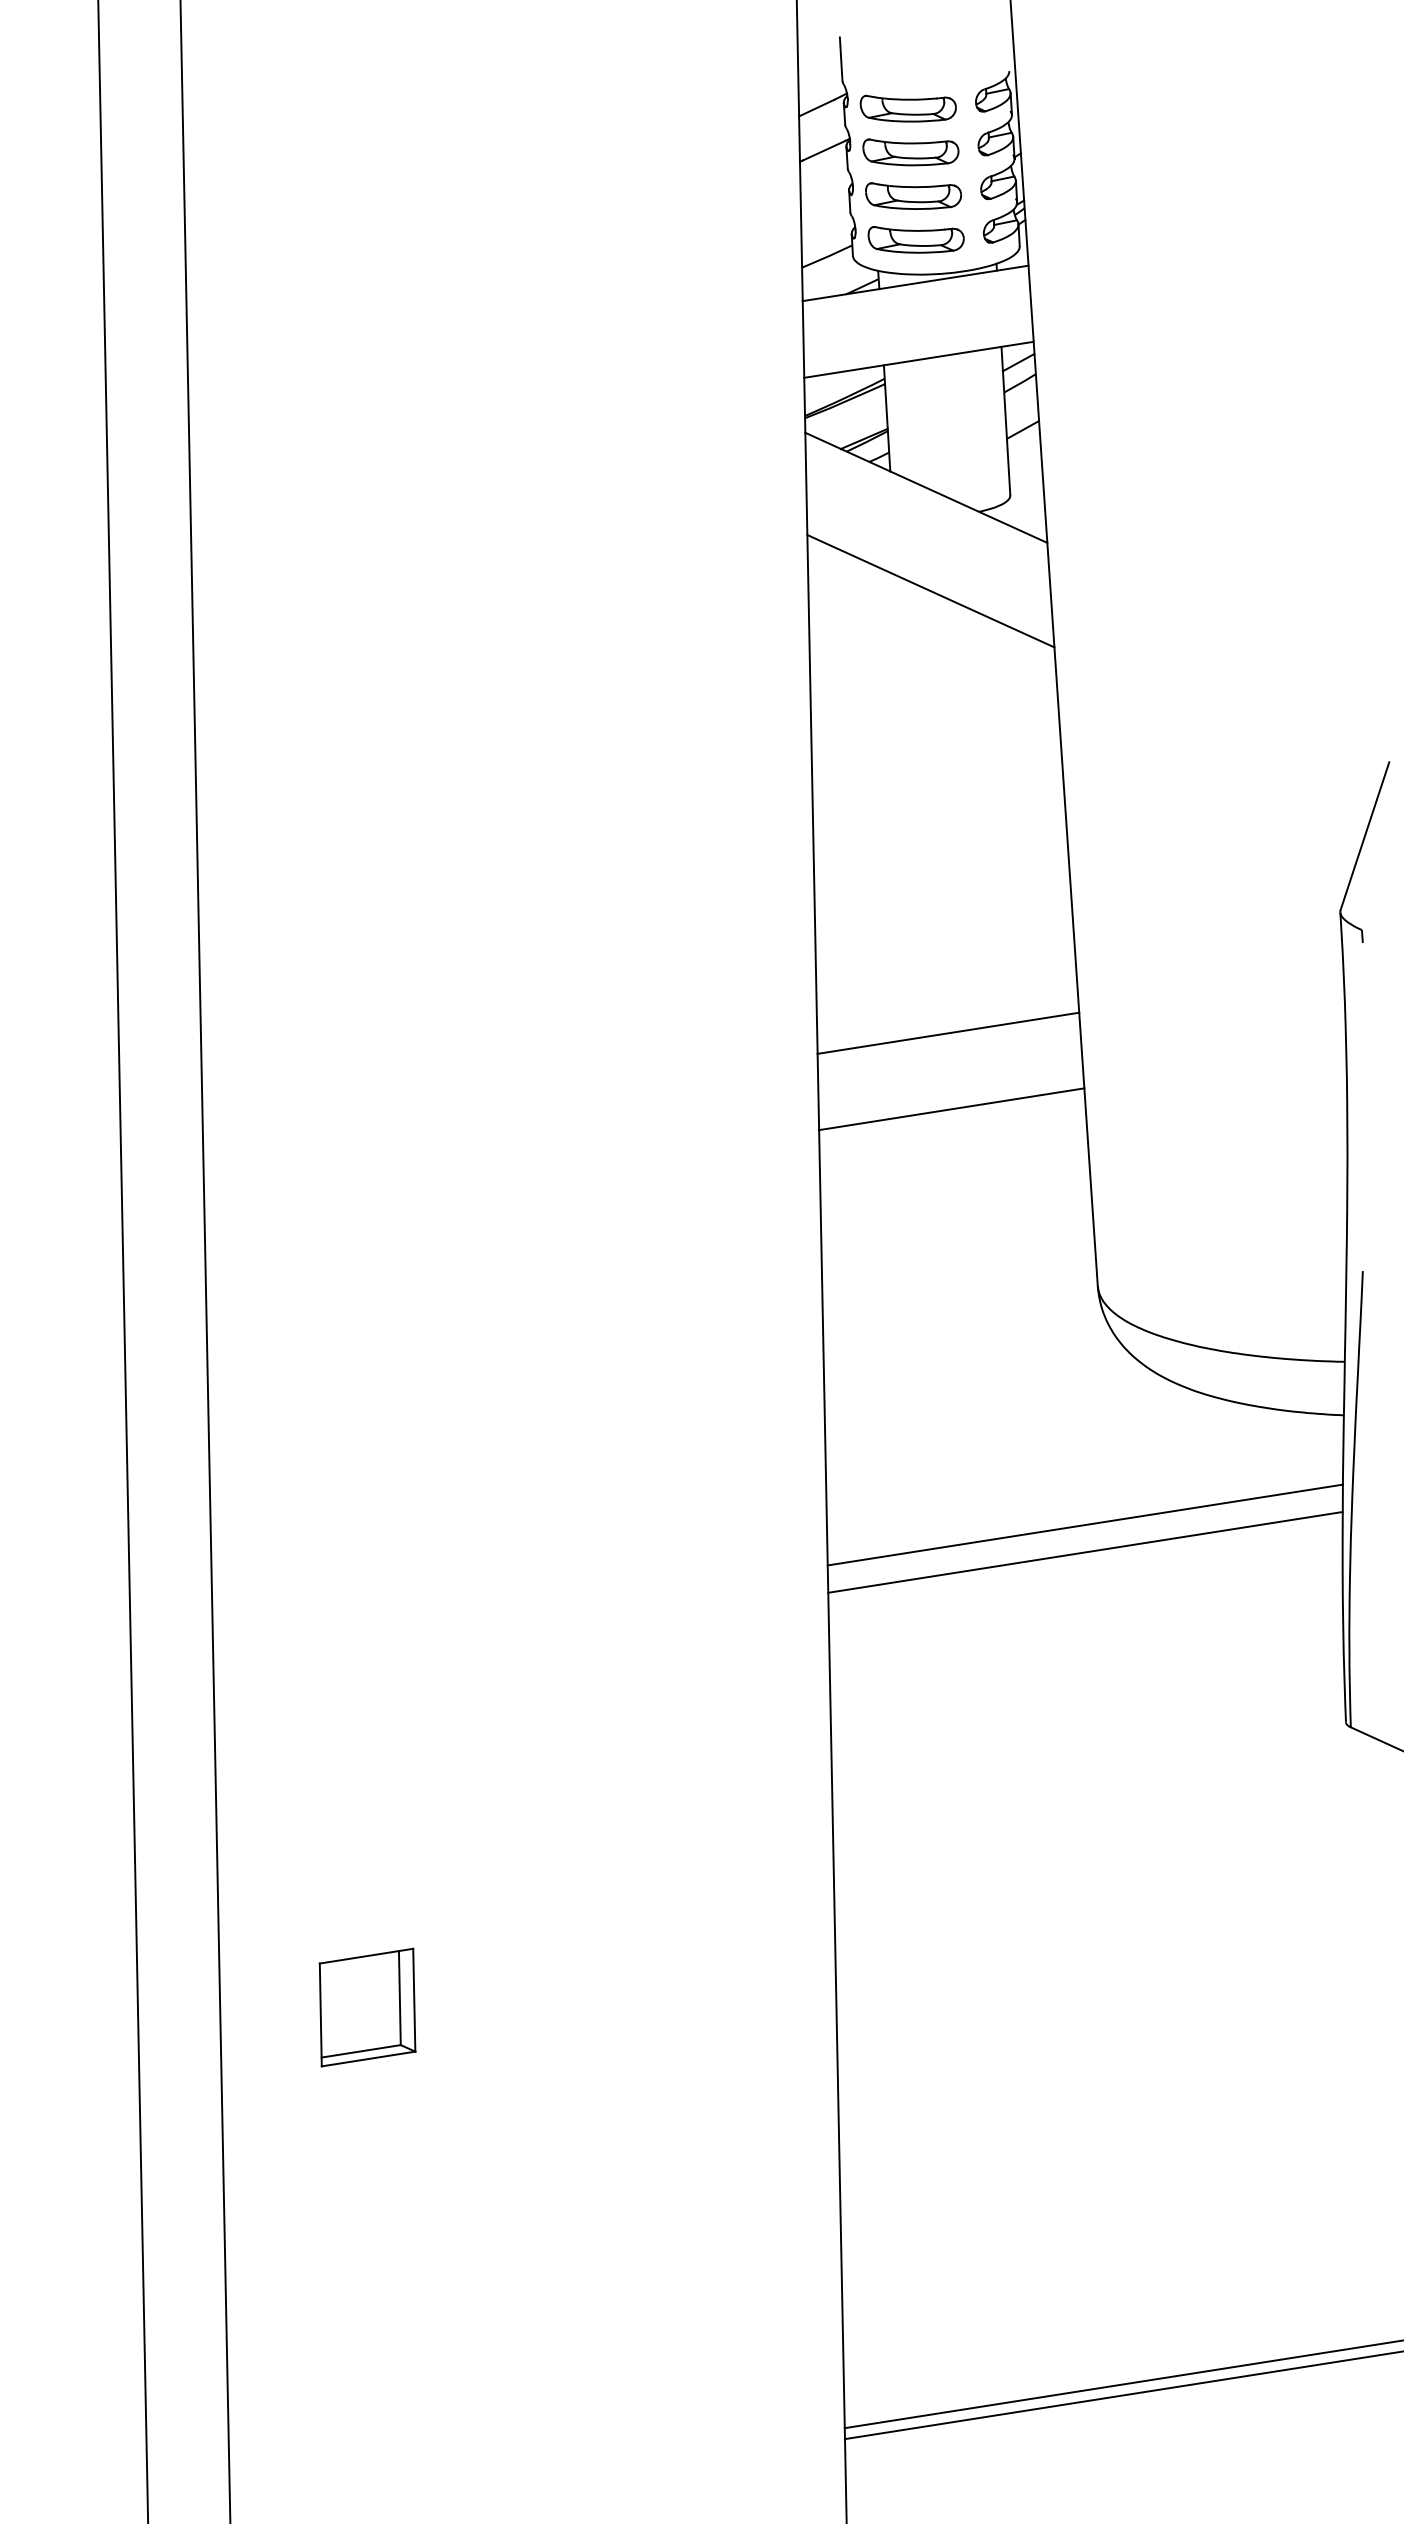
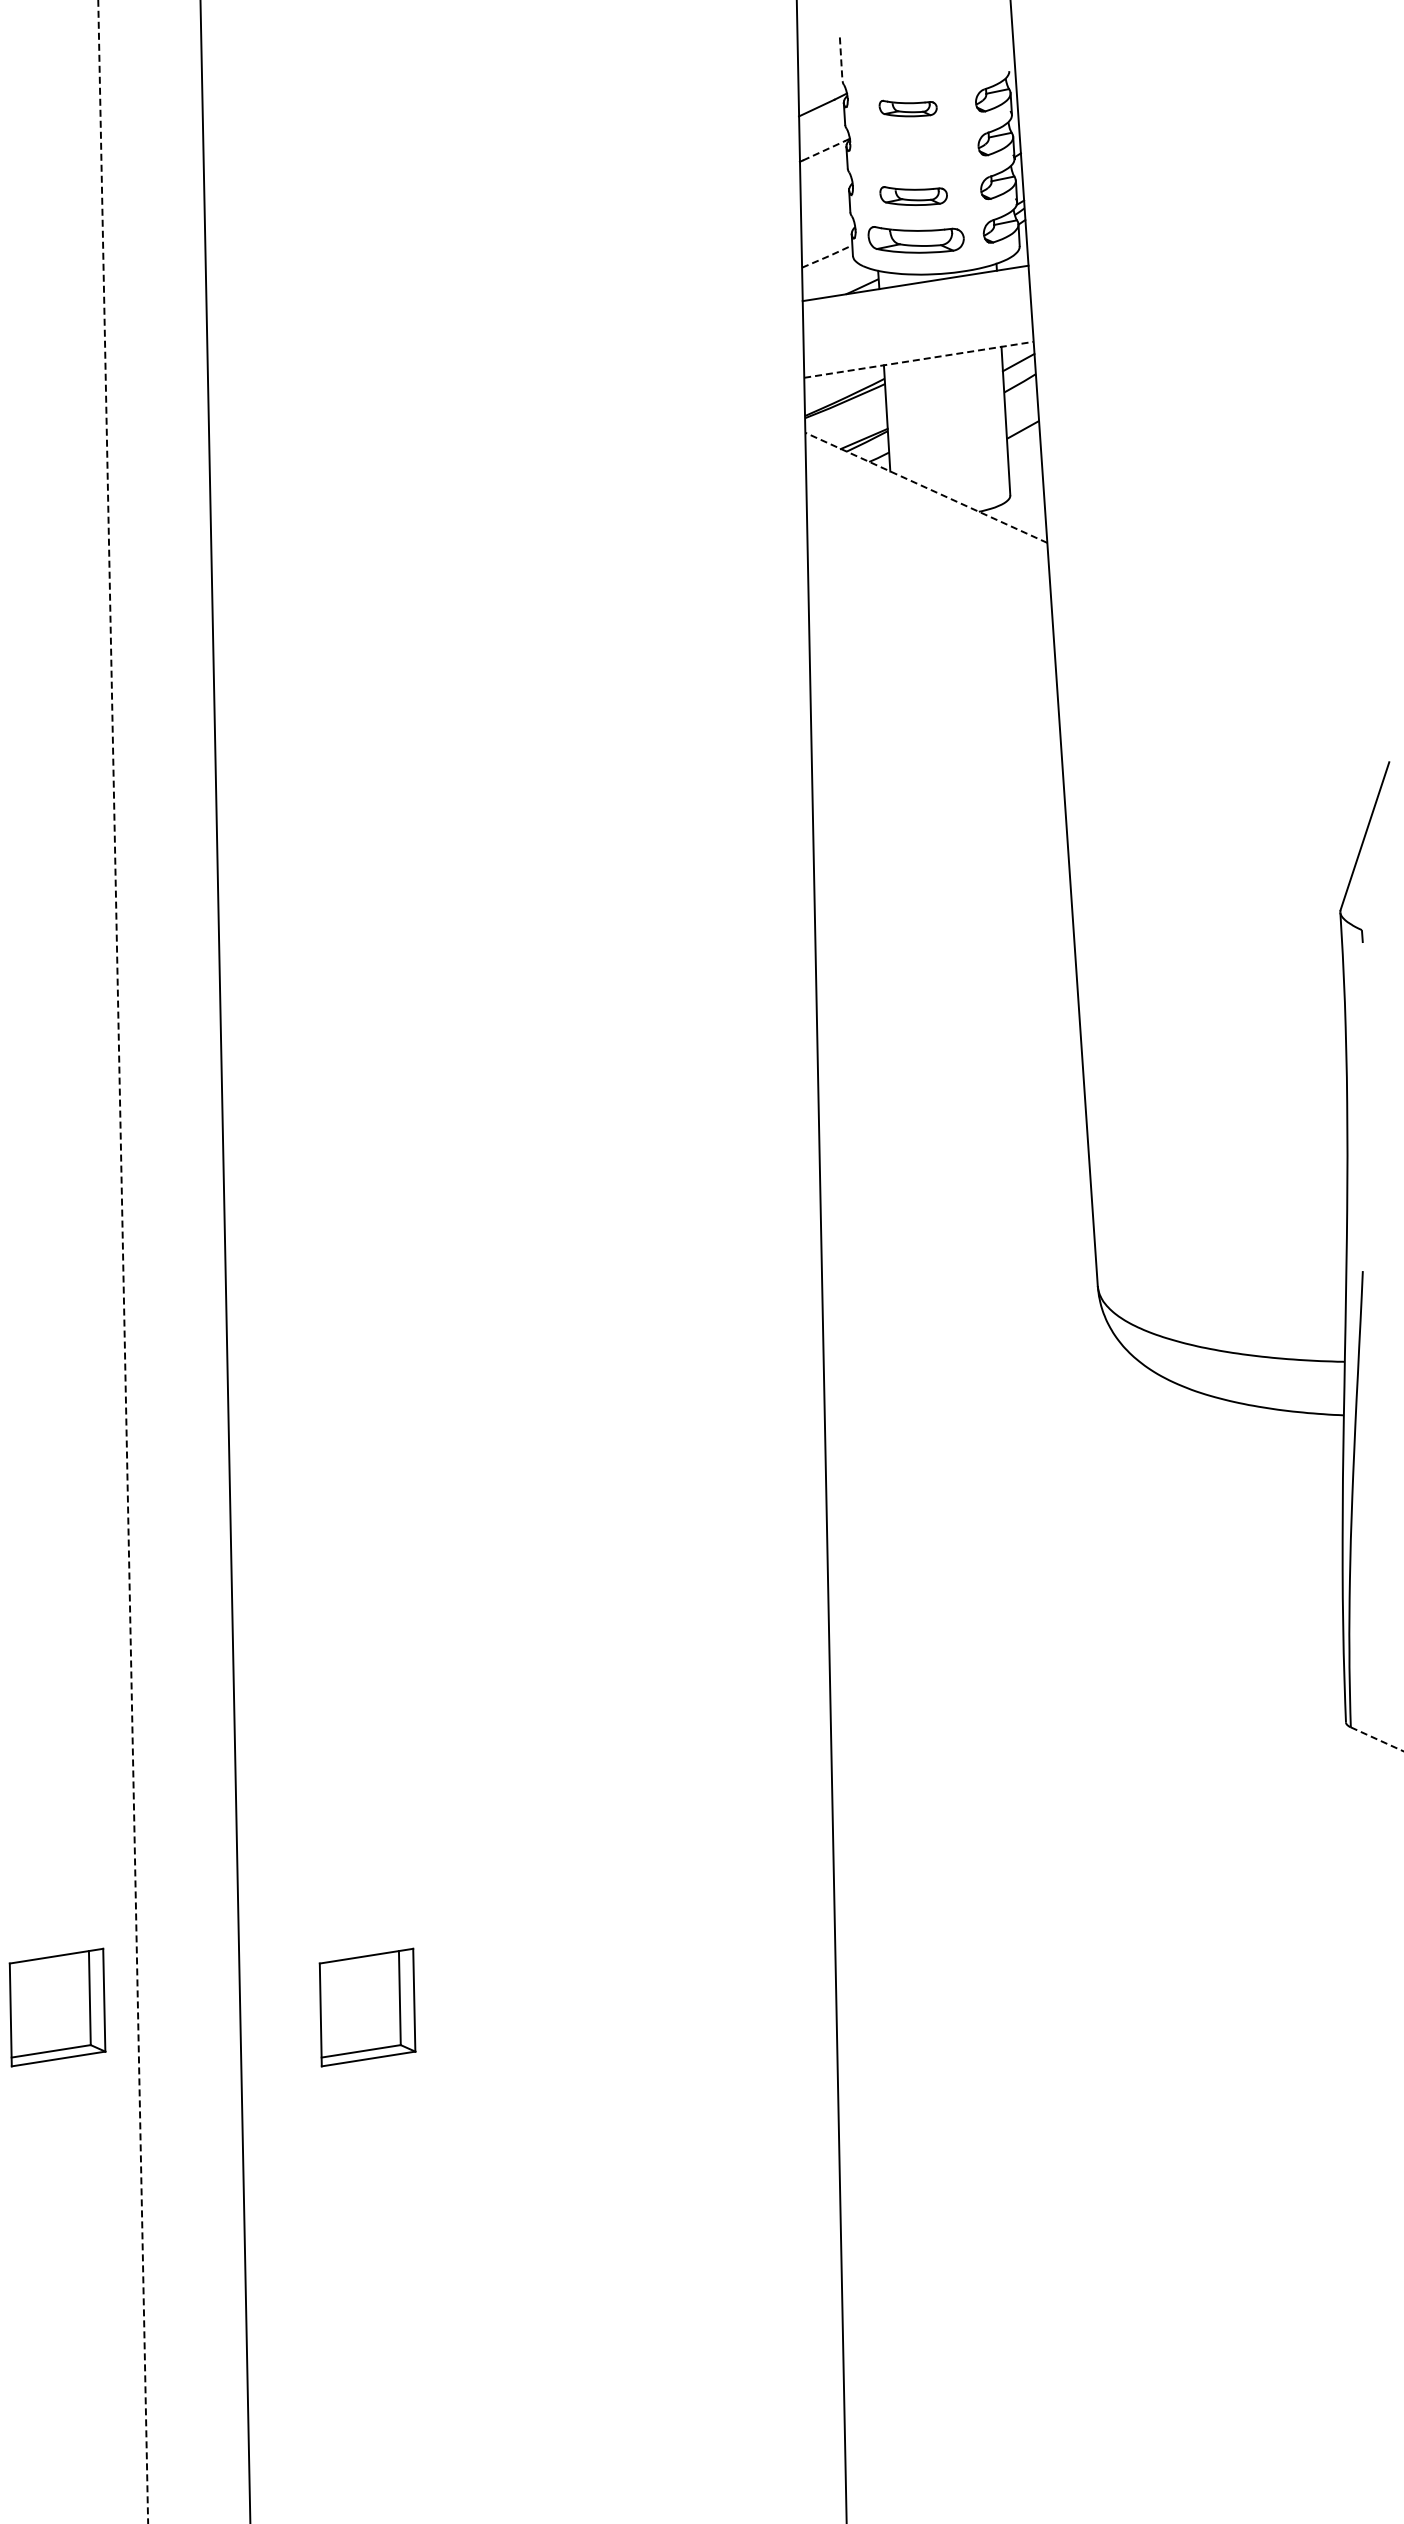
line: solid -> dashed (841, 59)
part size: 98x29 px -> 60x19 px (907, 108)
line: solid -> dashed (824, 150)
part: present -> none (910, 152)
part size: 98x28 px -> 69x20 px (913, 195)
line: solid -> dashed (827, 256)
line: solid -> dashed (919, 359)
line: solid -> dashed (926, 487)
line: present -> none (930, 591)
line: present -> none (948, 1032)
line: present -> none (951, 1109)
line: solid -> dashed (123, 1261)
line position: (205, 1261) -> (225, 1261) (225, 1261)
line: present -> none (1084, 1524)
line: present -> none (1085, 1551)
line: solid -> dashed (1377, 1739)
part: none -> present (57, 2007)
line: present -> none (1122, 2384)
line: present -> none (1122, 2395)
